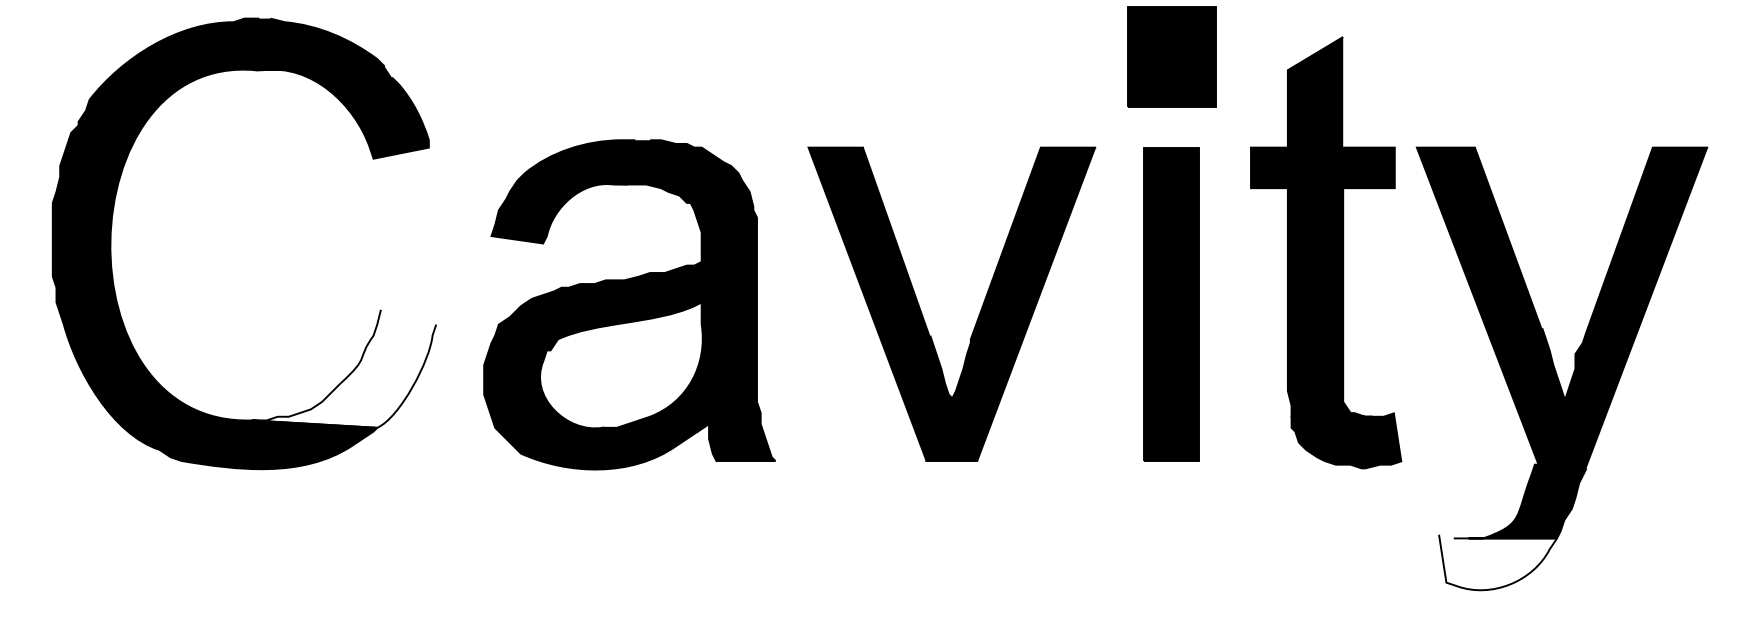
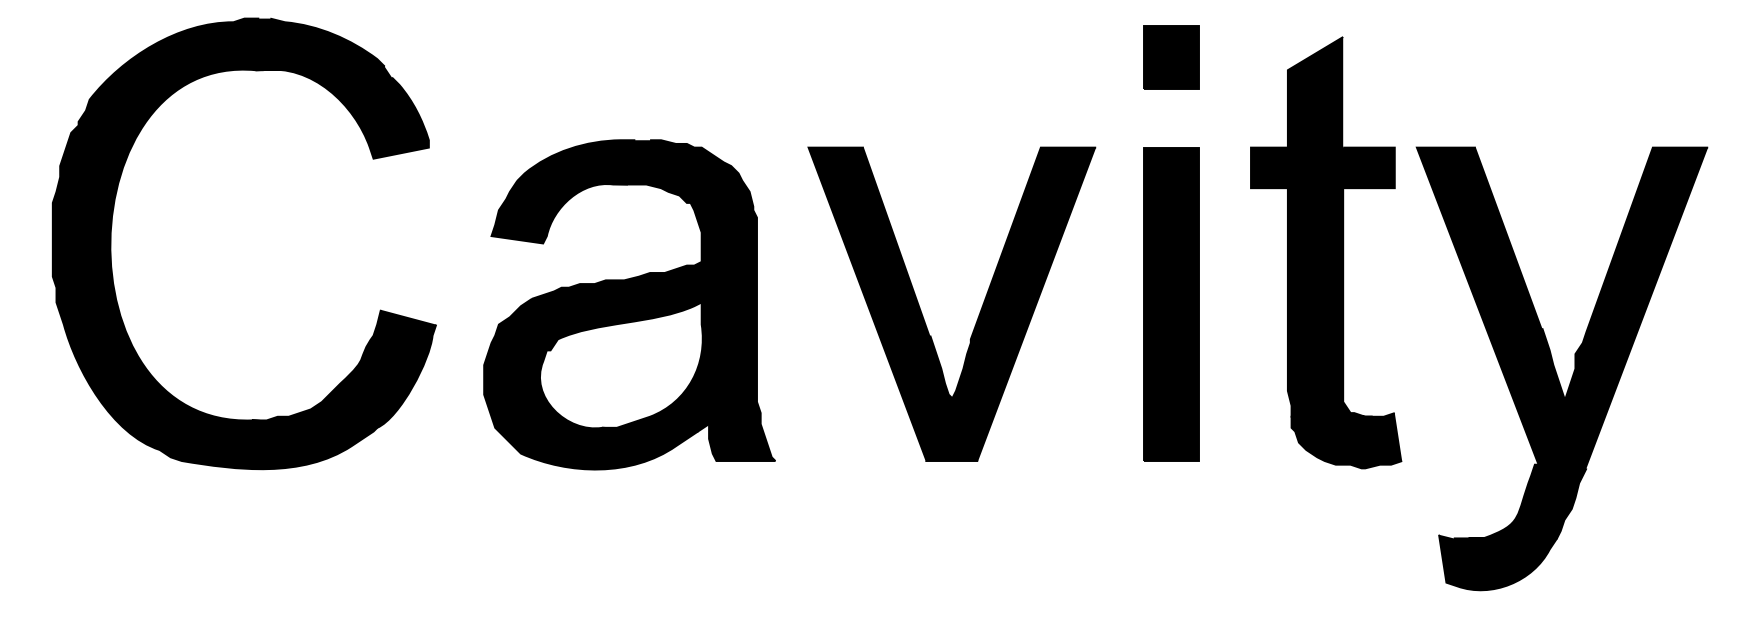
part size: 90x102 px -> 57x65 px (1171, 57)
fill: none -> present (343, 368)
fill: none -> present (1498, 562)
